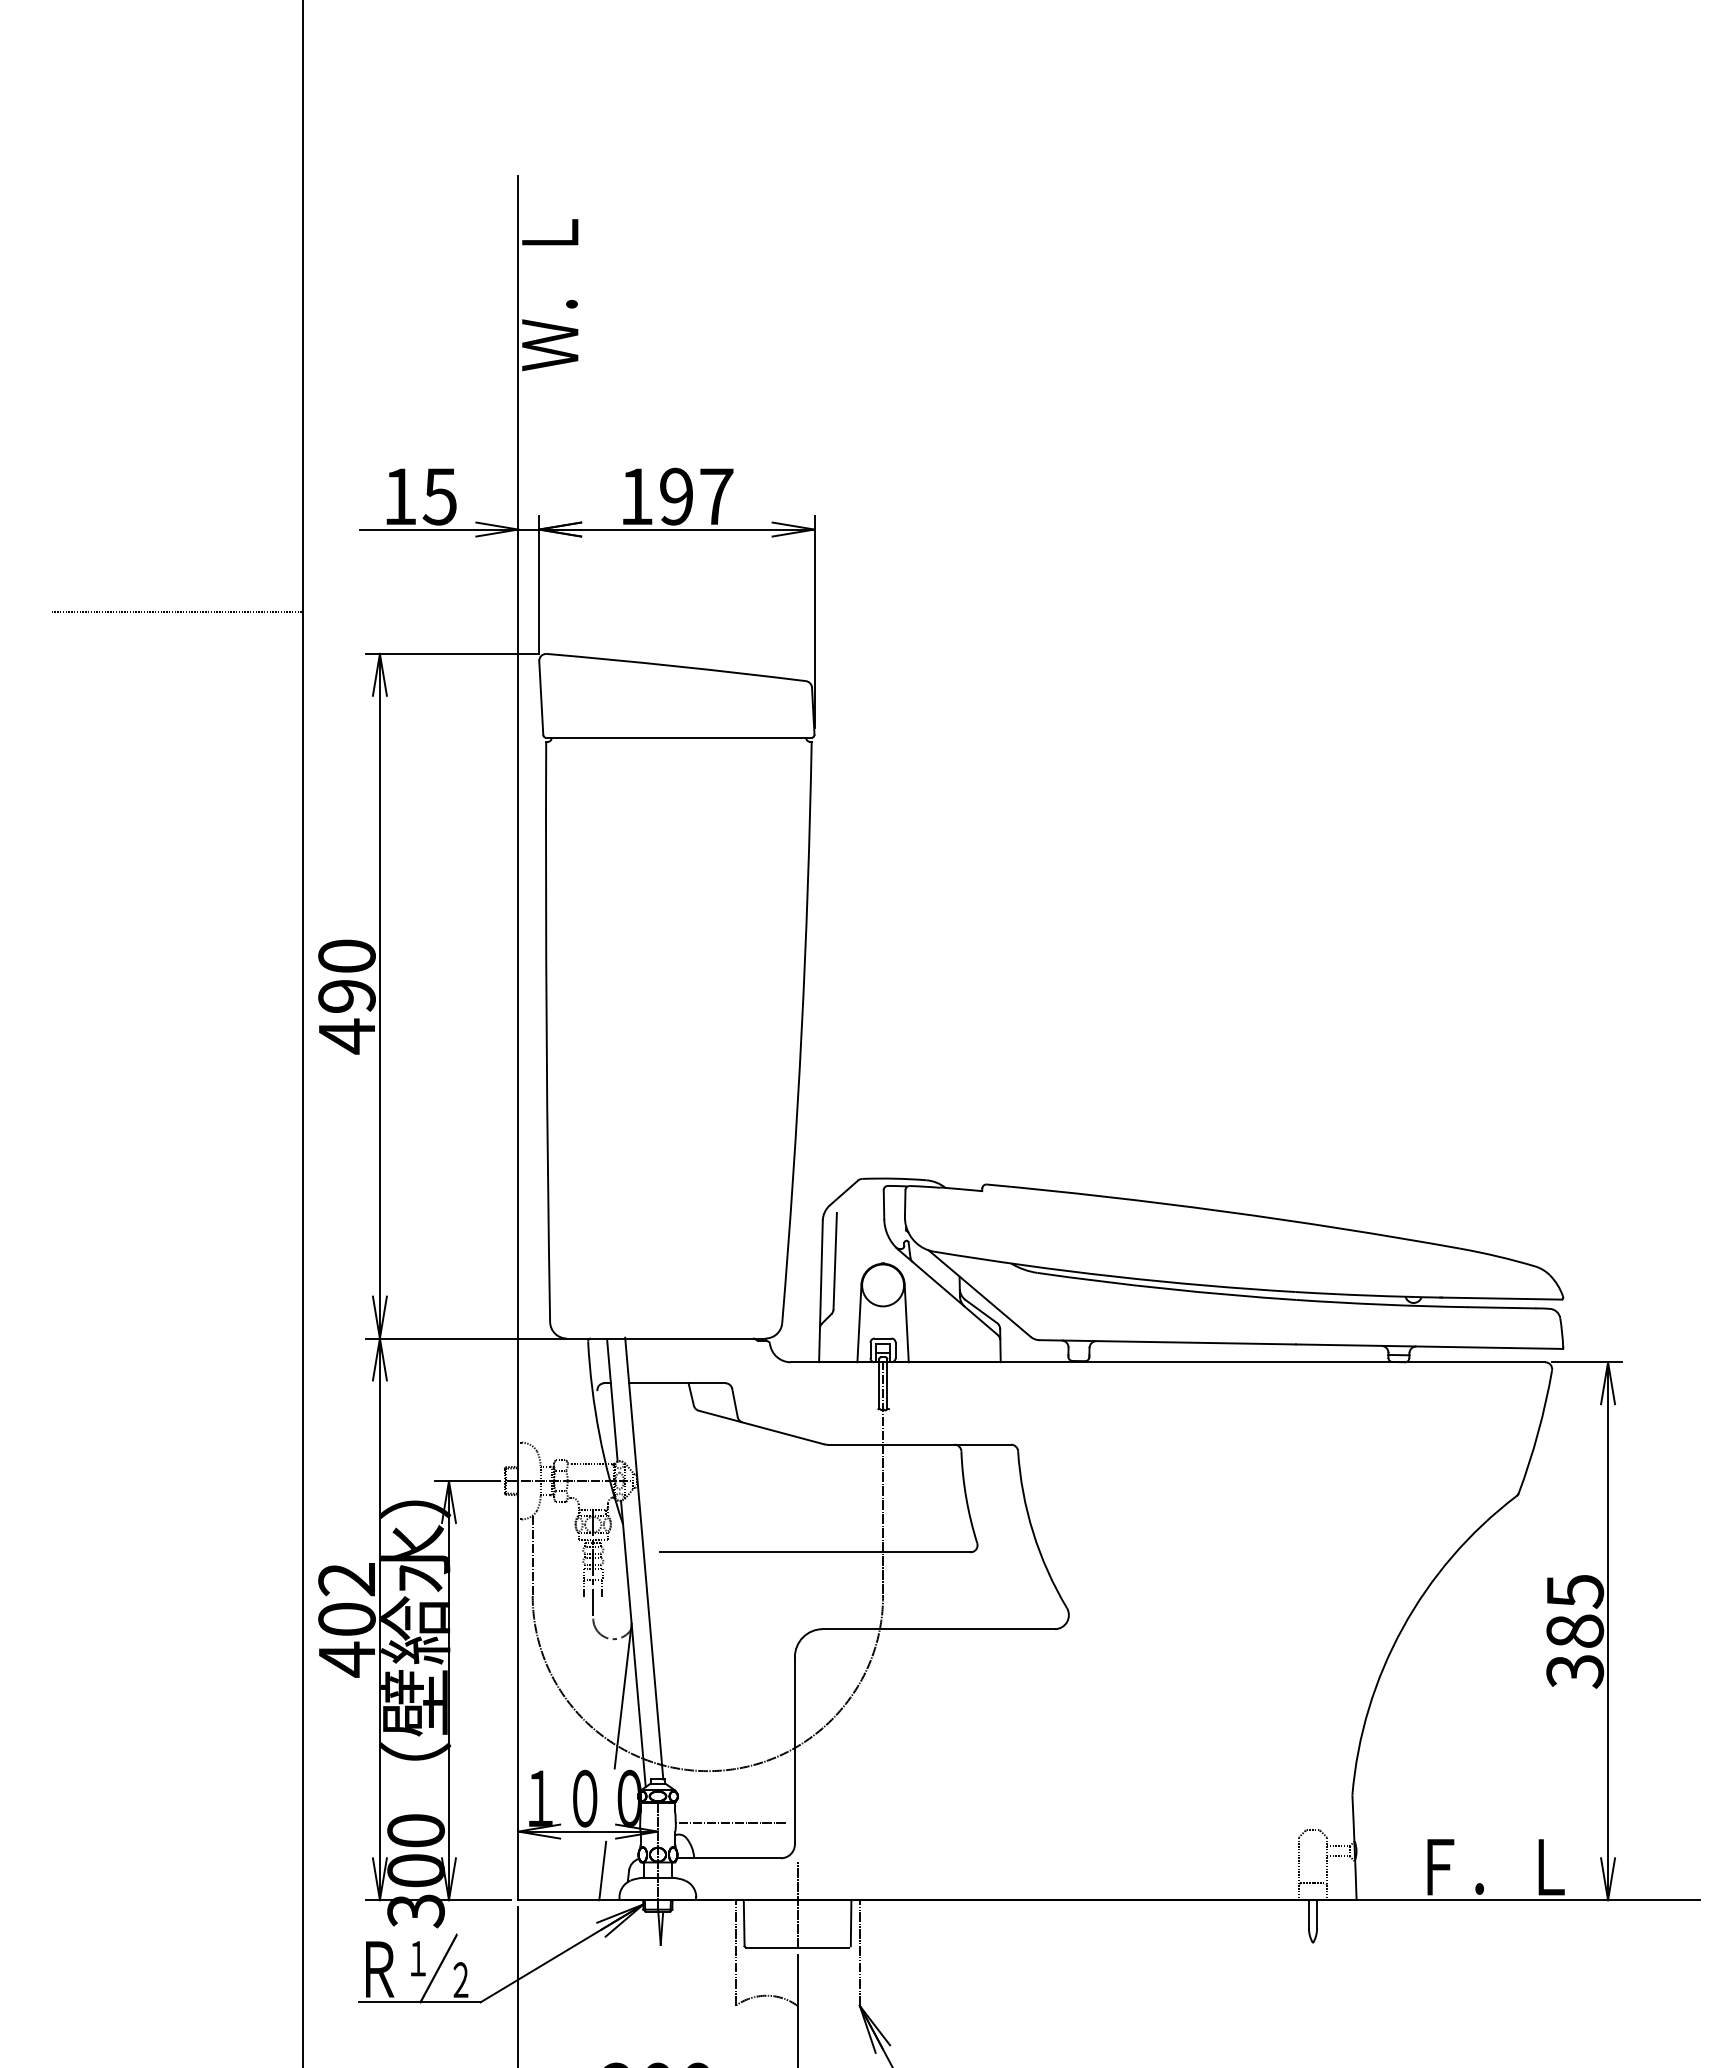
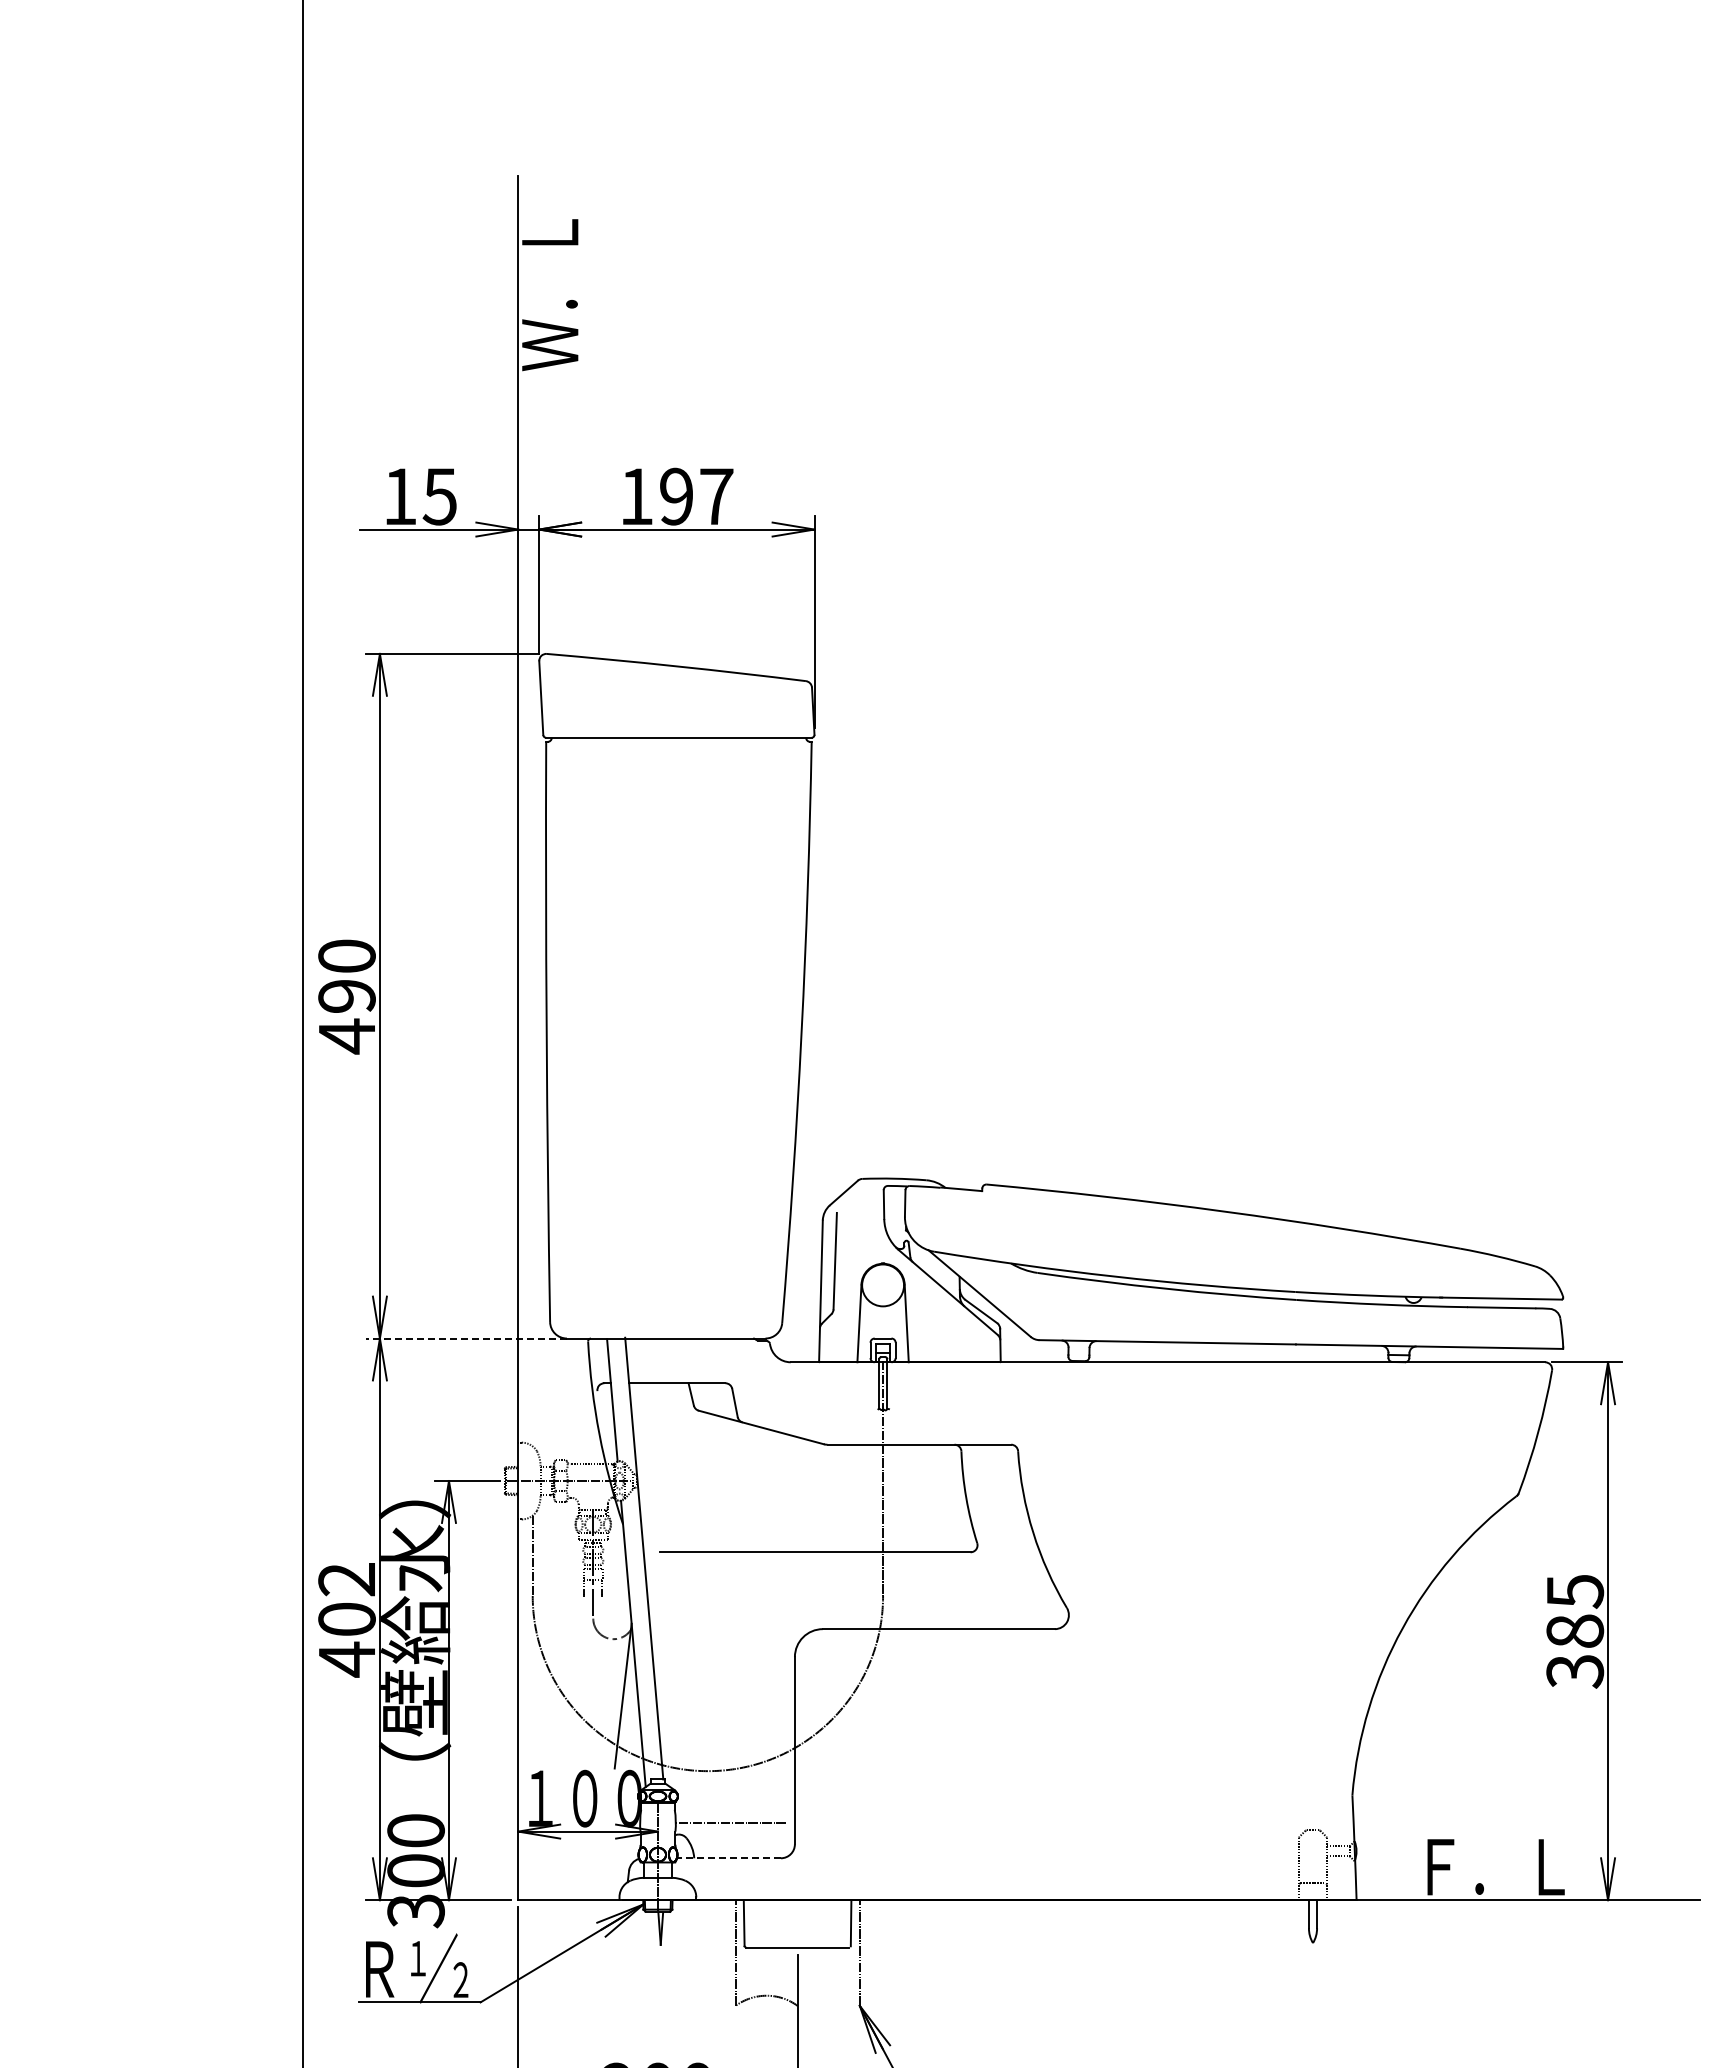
line: present -> none (177, 611)
line: solid -> dashed (465, 1338)
line: solid -> dashed (729, 1858)
line: present -> none (602, 1870)
line: present -> none (797, 1904)
